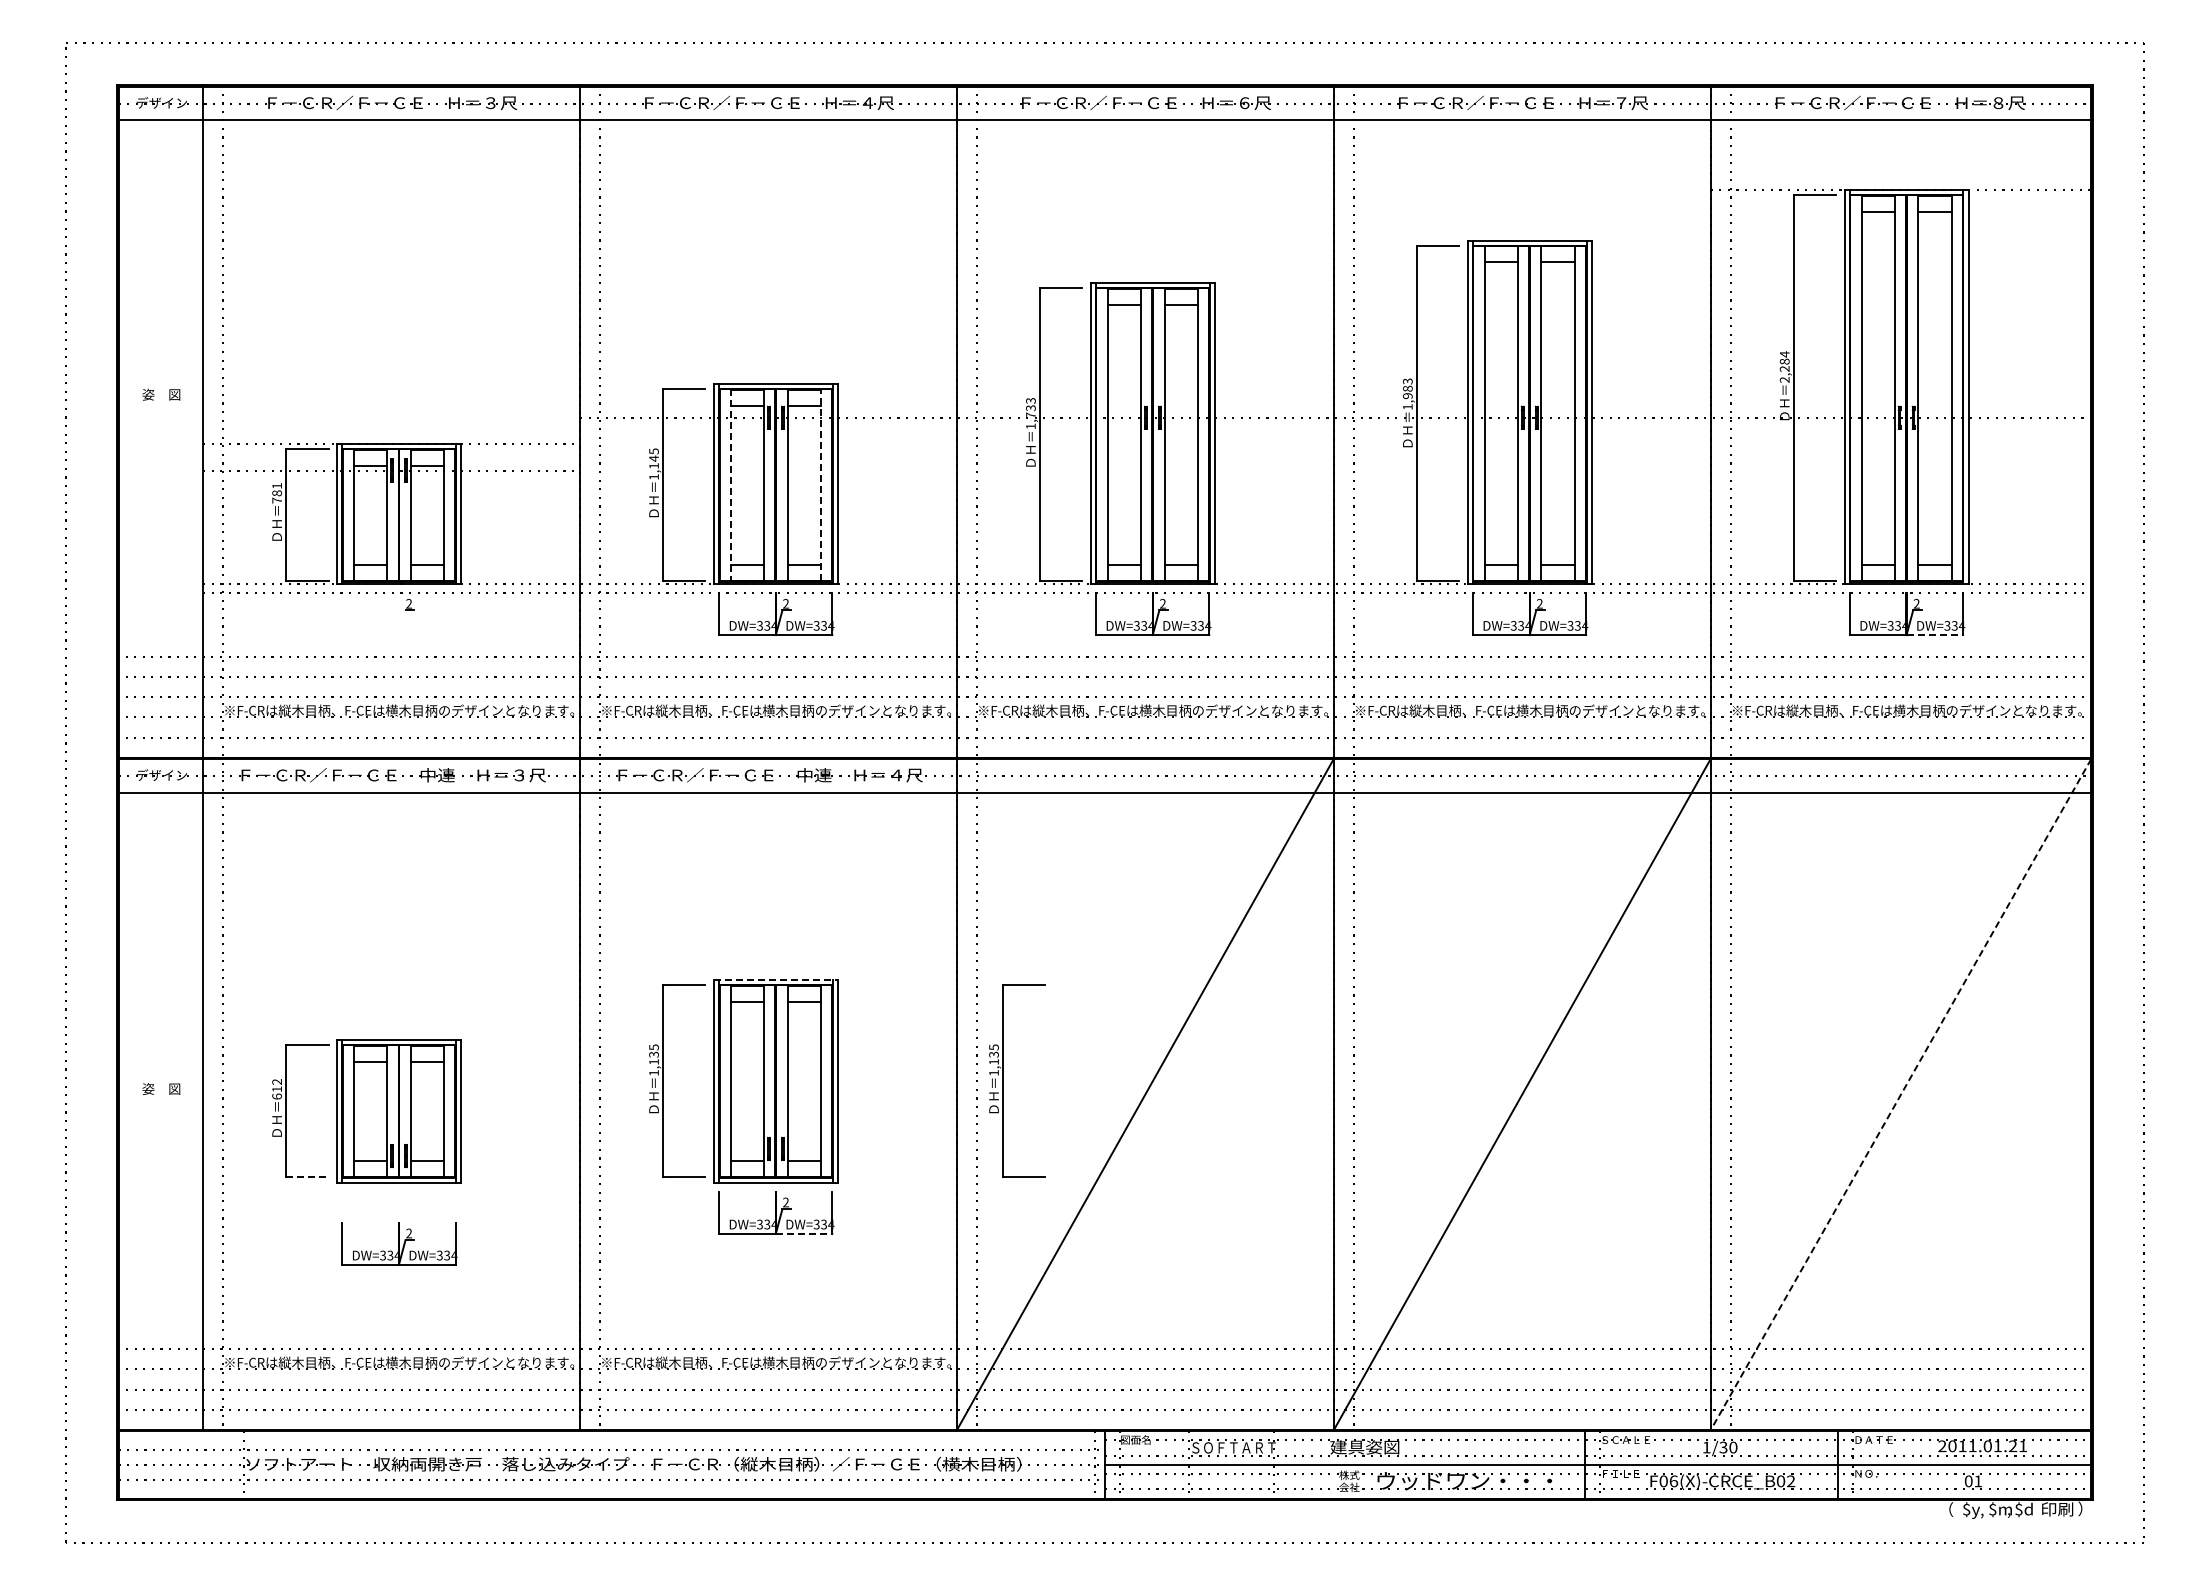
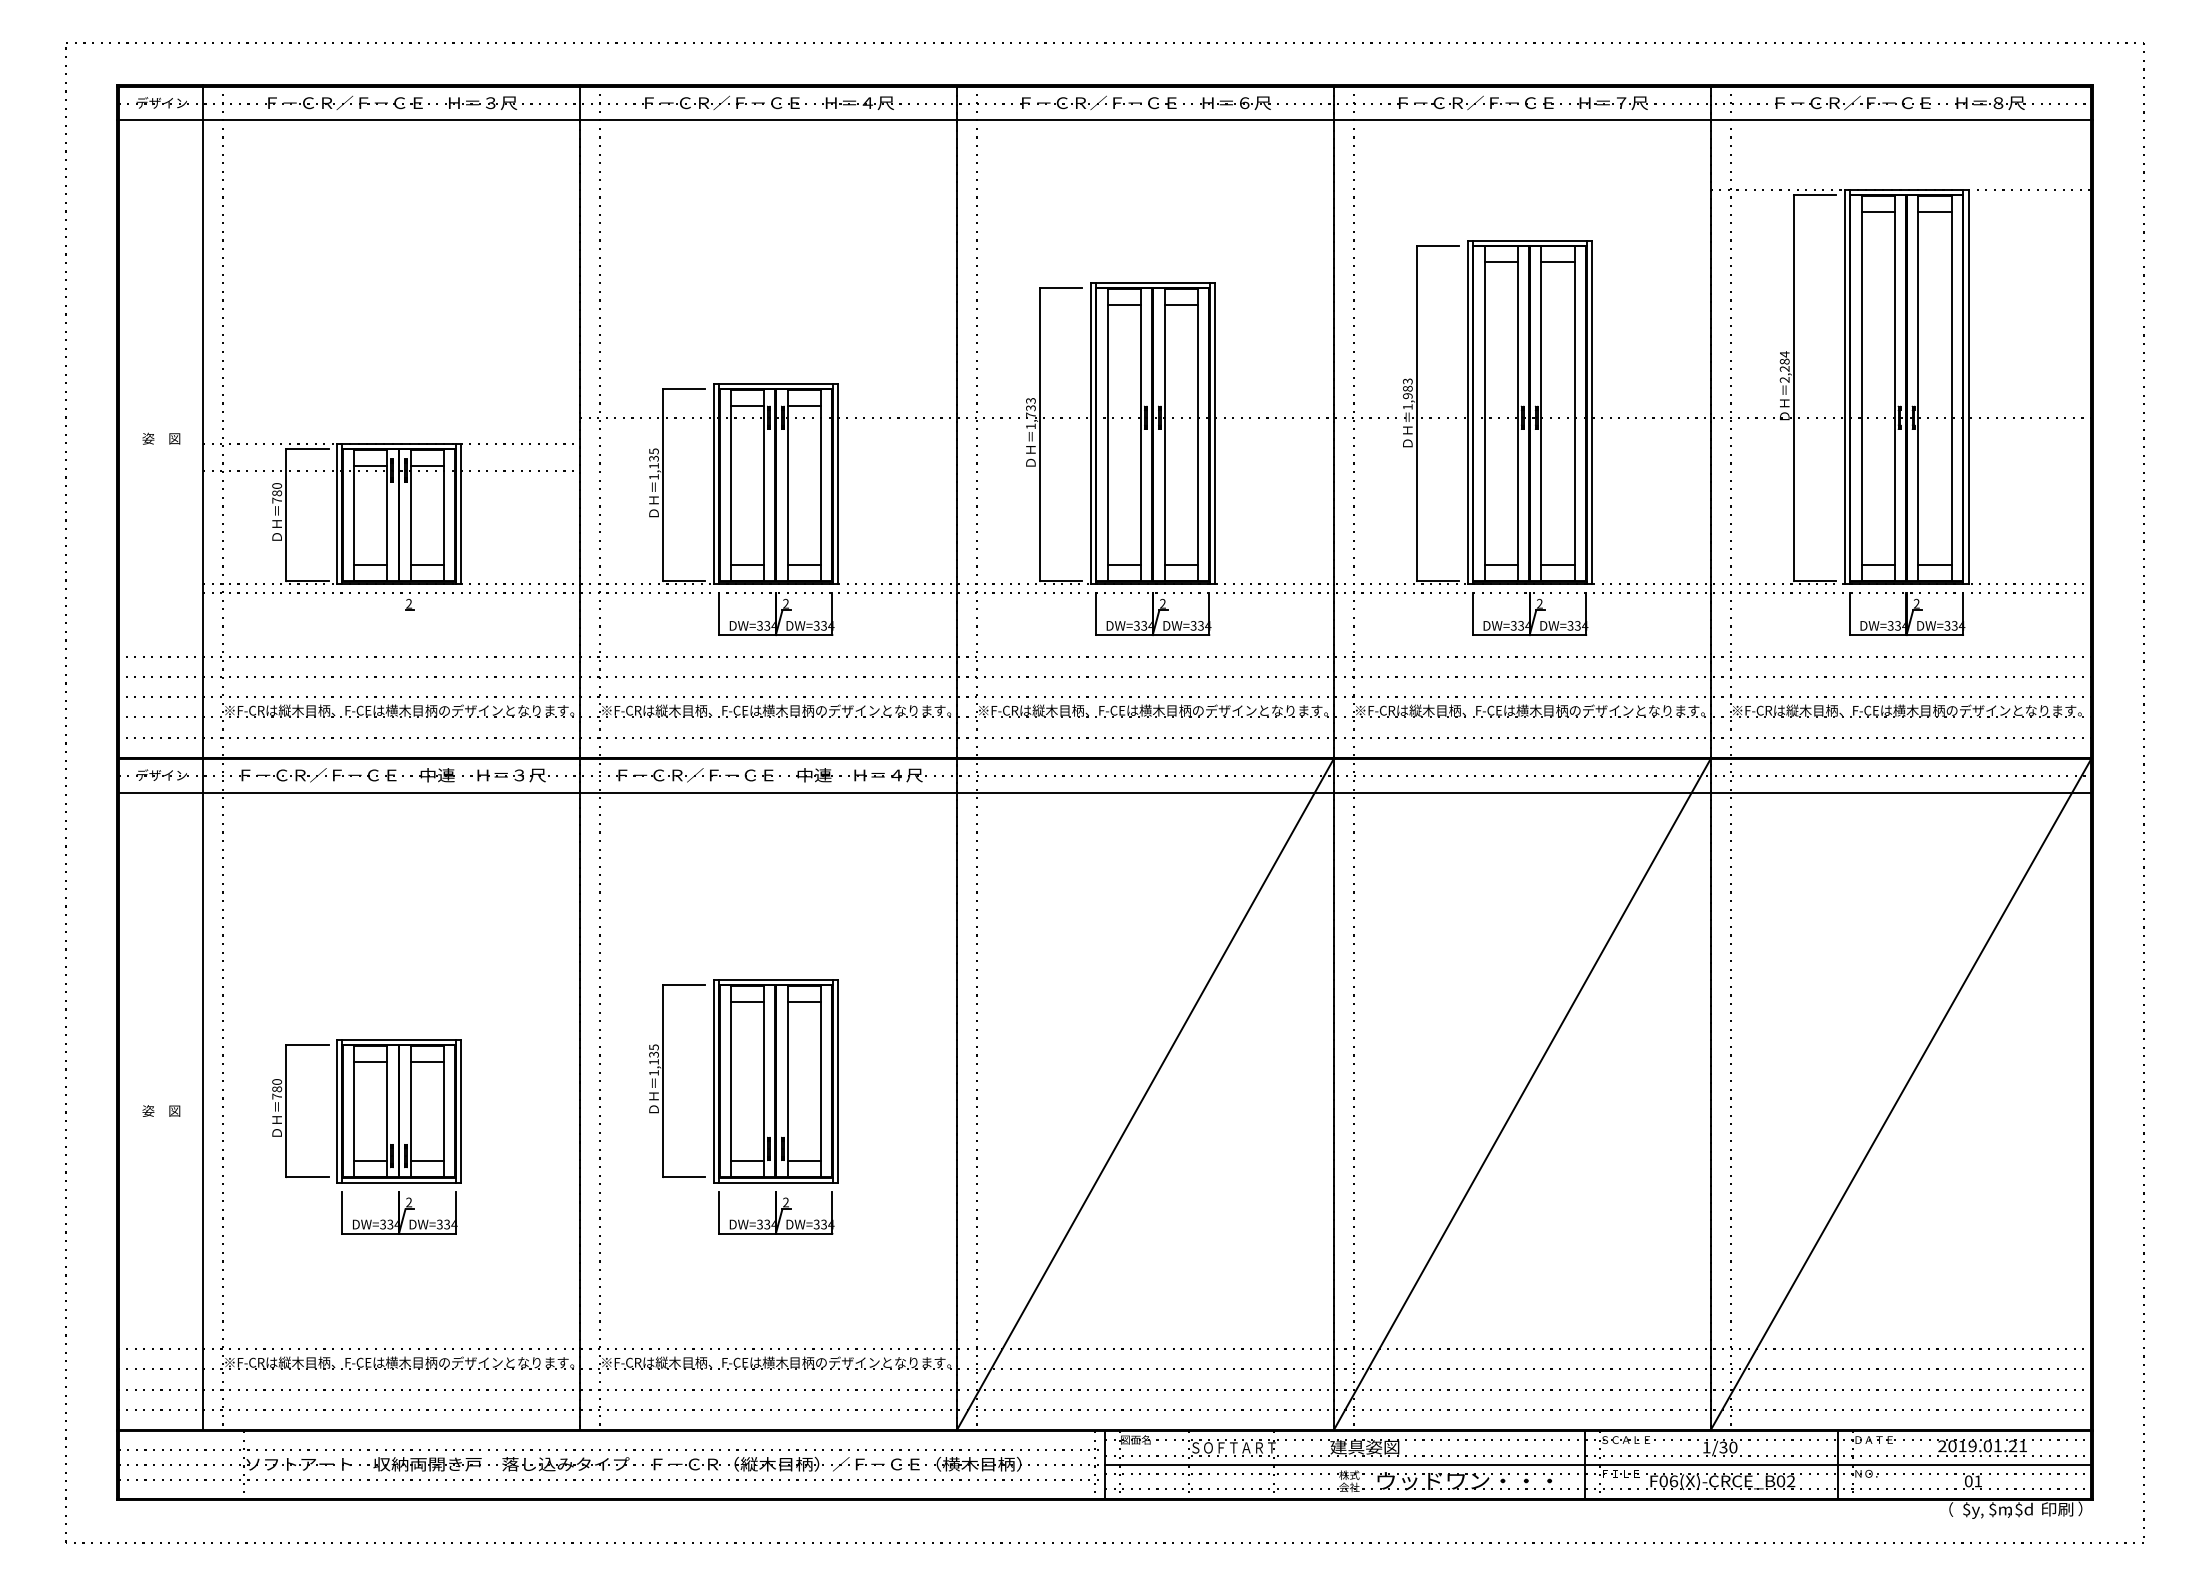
text position: (161, 394) -> (161, 438) (161, 438)
text: 1,145 -> 1,135 (653, 458)
text: 781 -> 780 (276, 485)
line: dashed -> solid (730, 485)
line: dashed -> solid (820, 485)
line: dashed -> solid (1935, 635)
line: dashed -> solid (775, 979)
part: present -> none (1003, 1080)
text position: (161, 1088) -> (161, 1110) (161, 1110)
text: 612 -> 780 (277, 1089)
line: dashed -> solid (1901, 1094)
line: dashed -> solid (307, 1177)
line: dashed -> solid (804, 1233)
part position: (399, 1243) -> (399, 1212) (399, 1212)
text: 2011.01.21 -> 2019.01.21 (1972, 1446)
